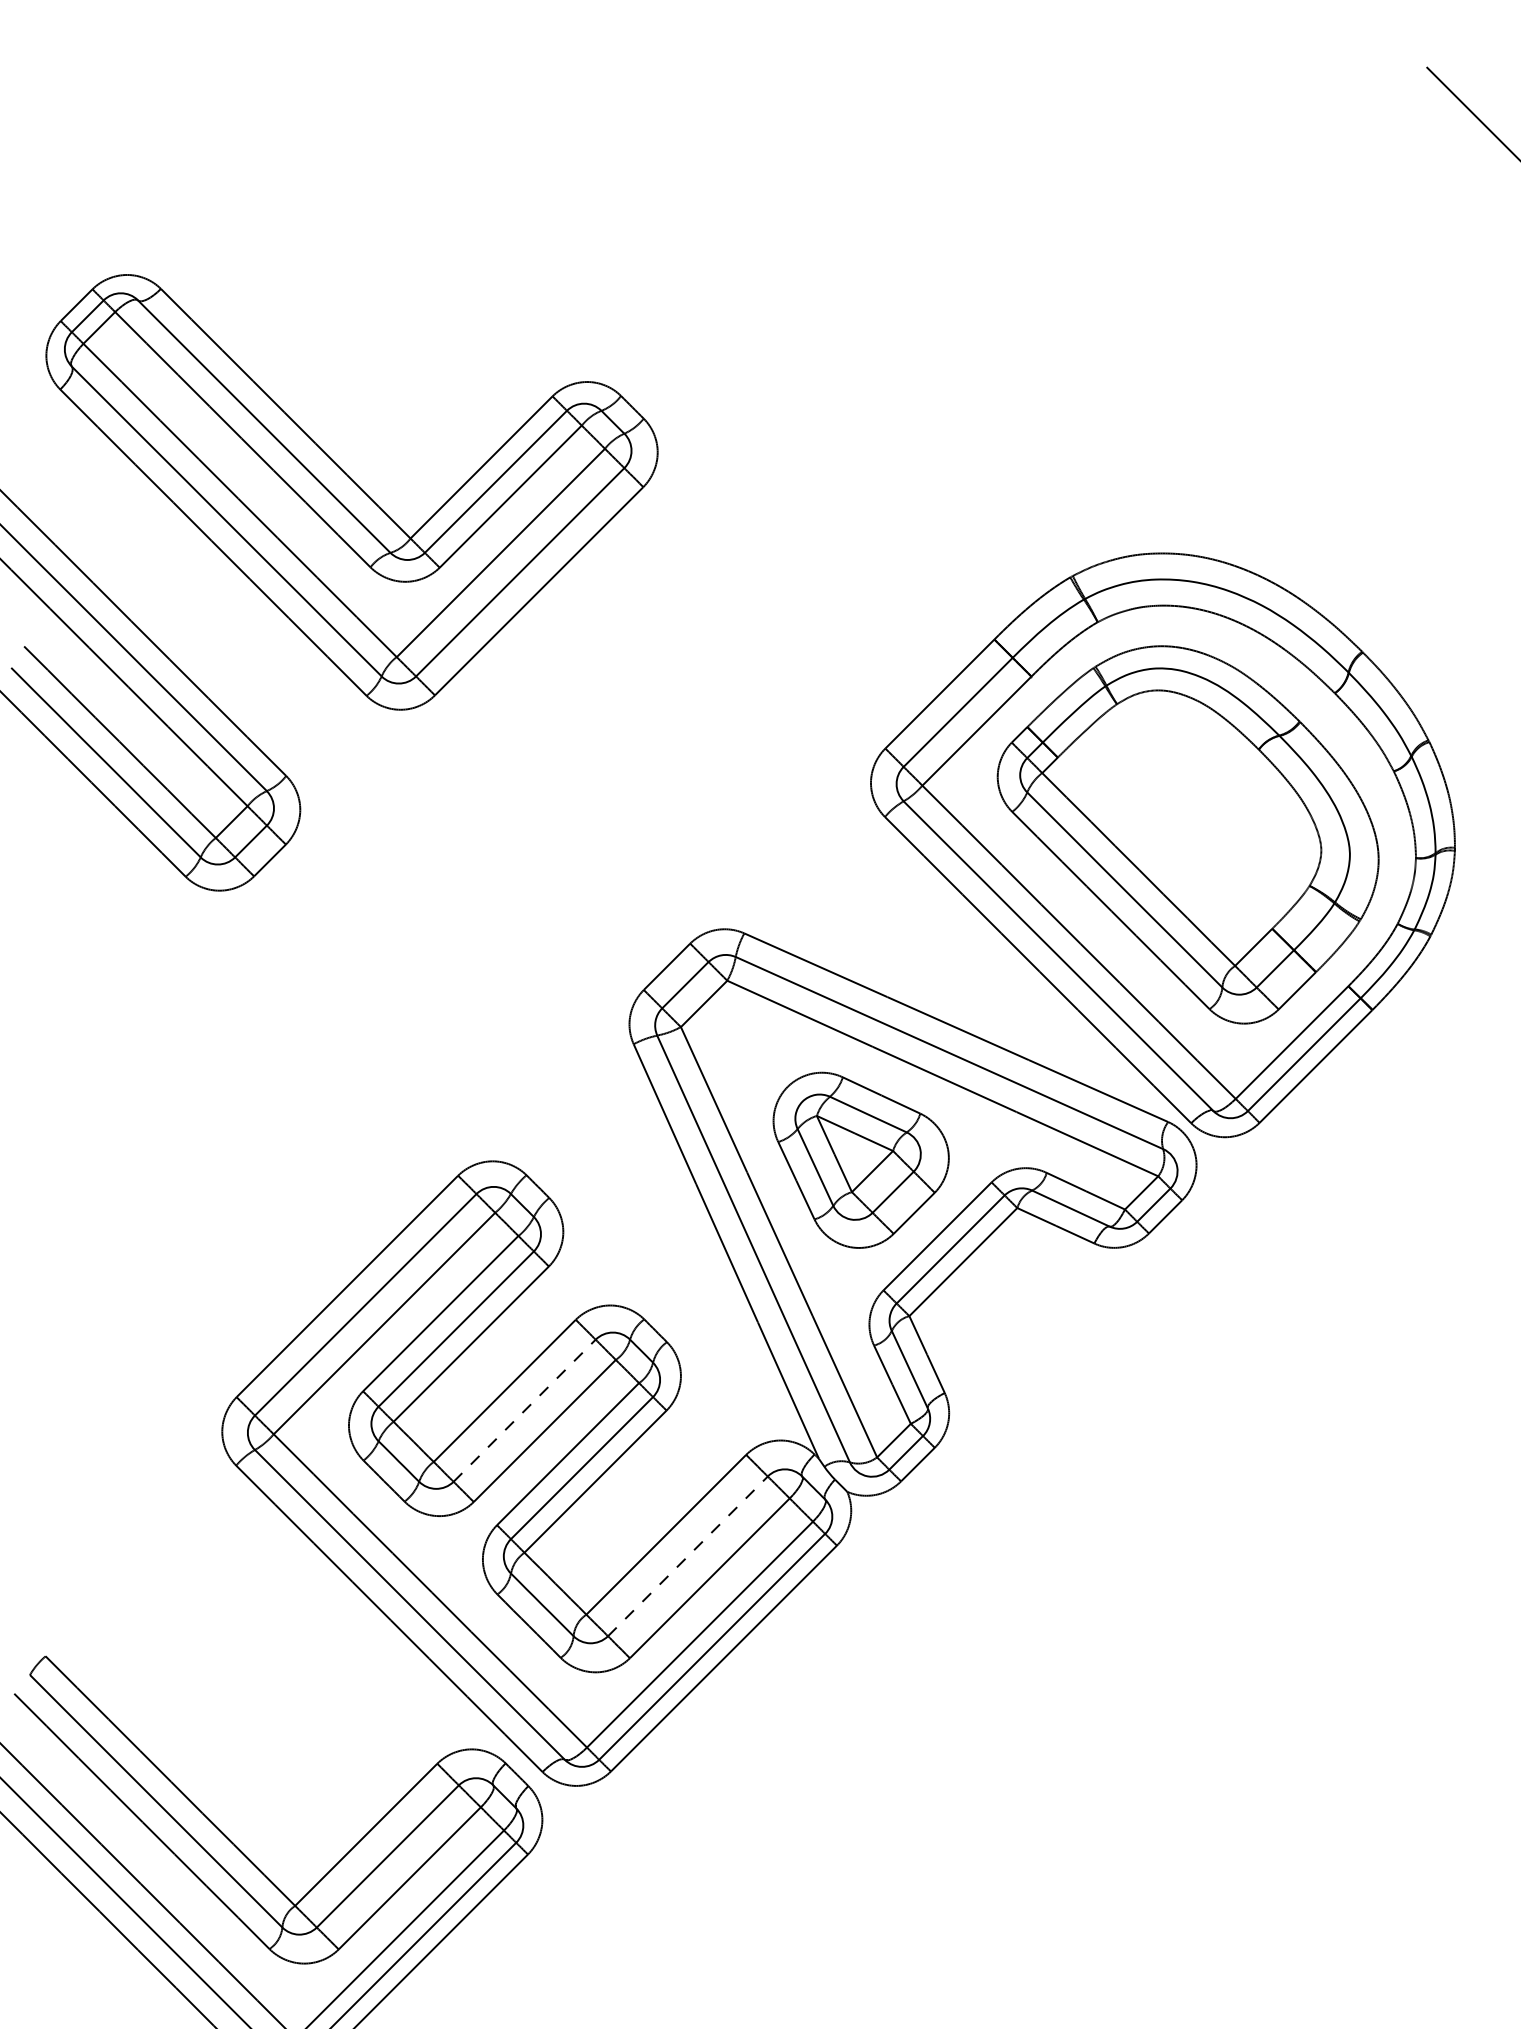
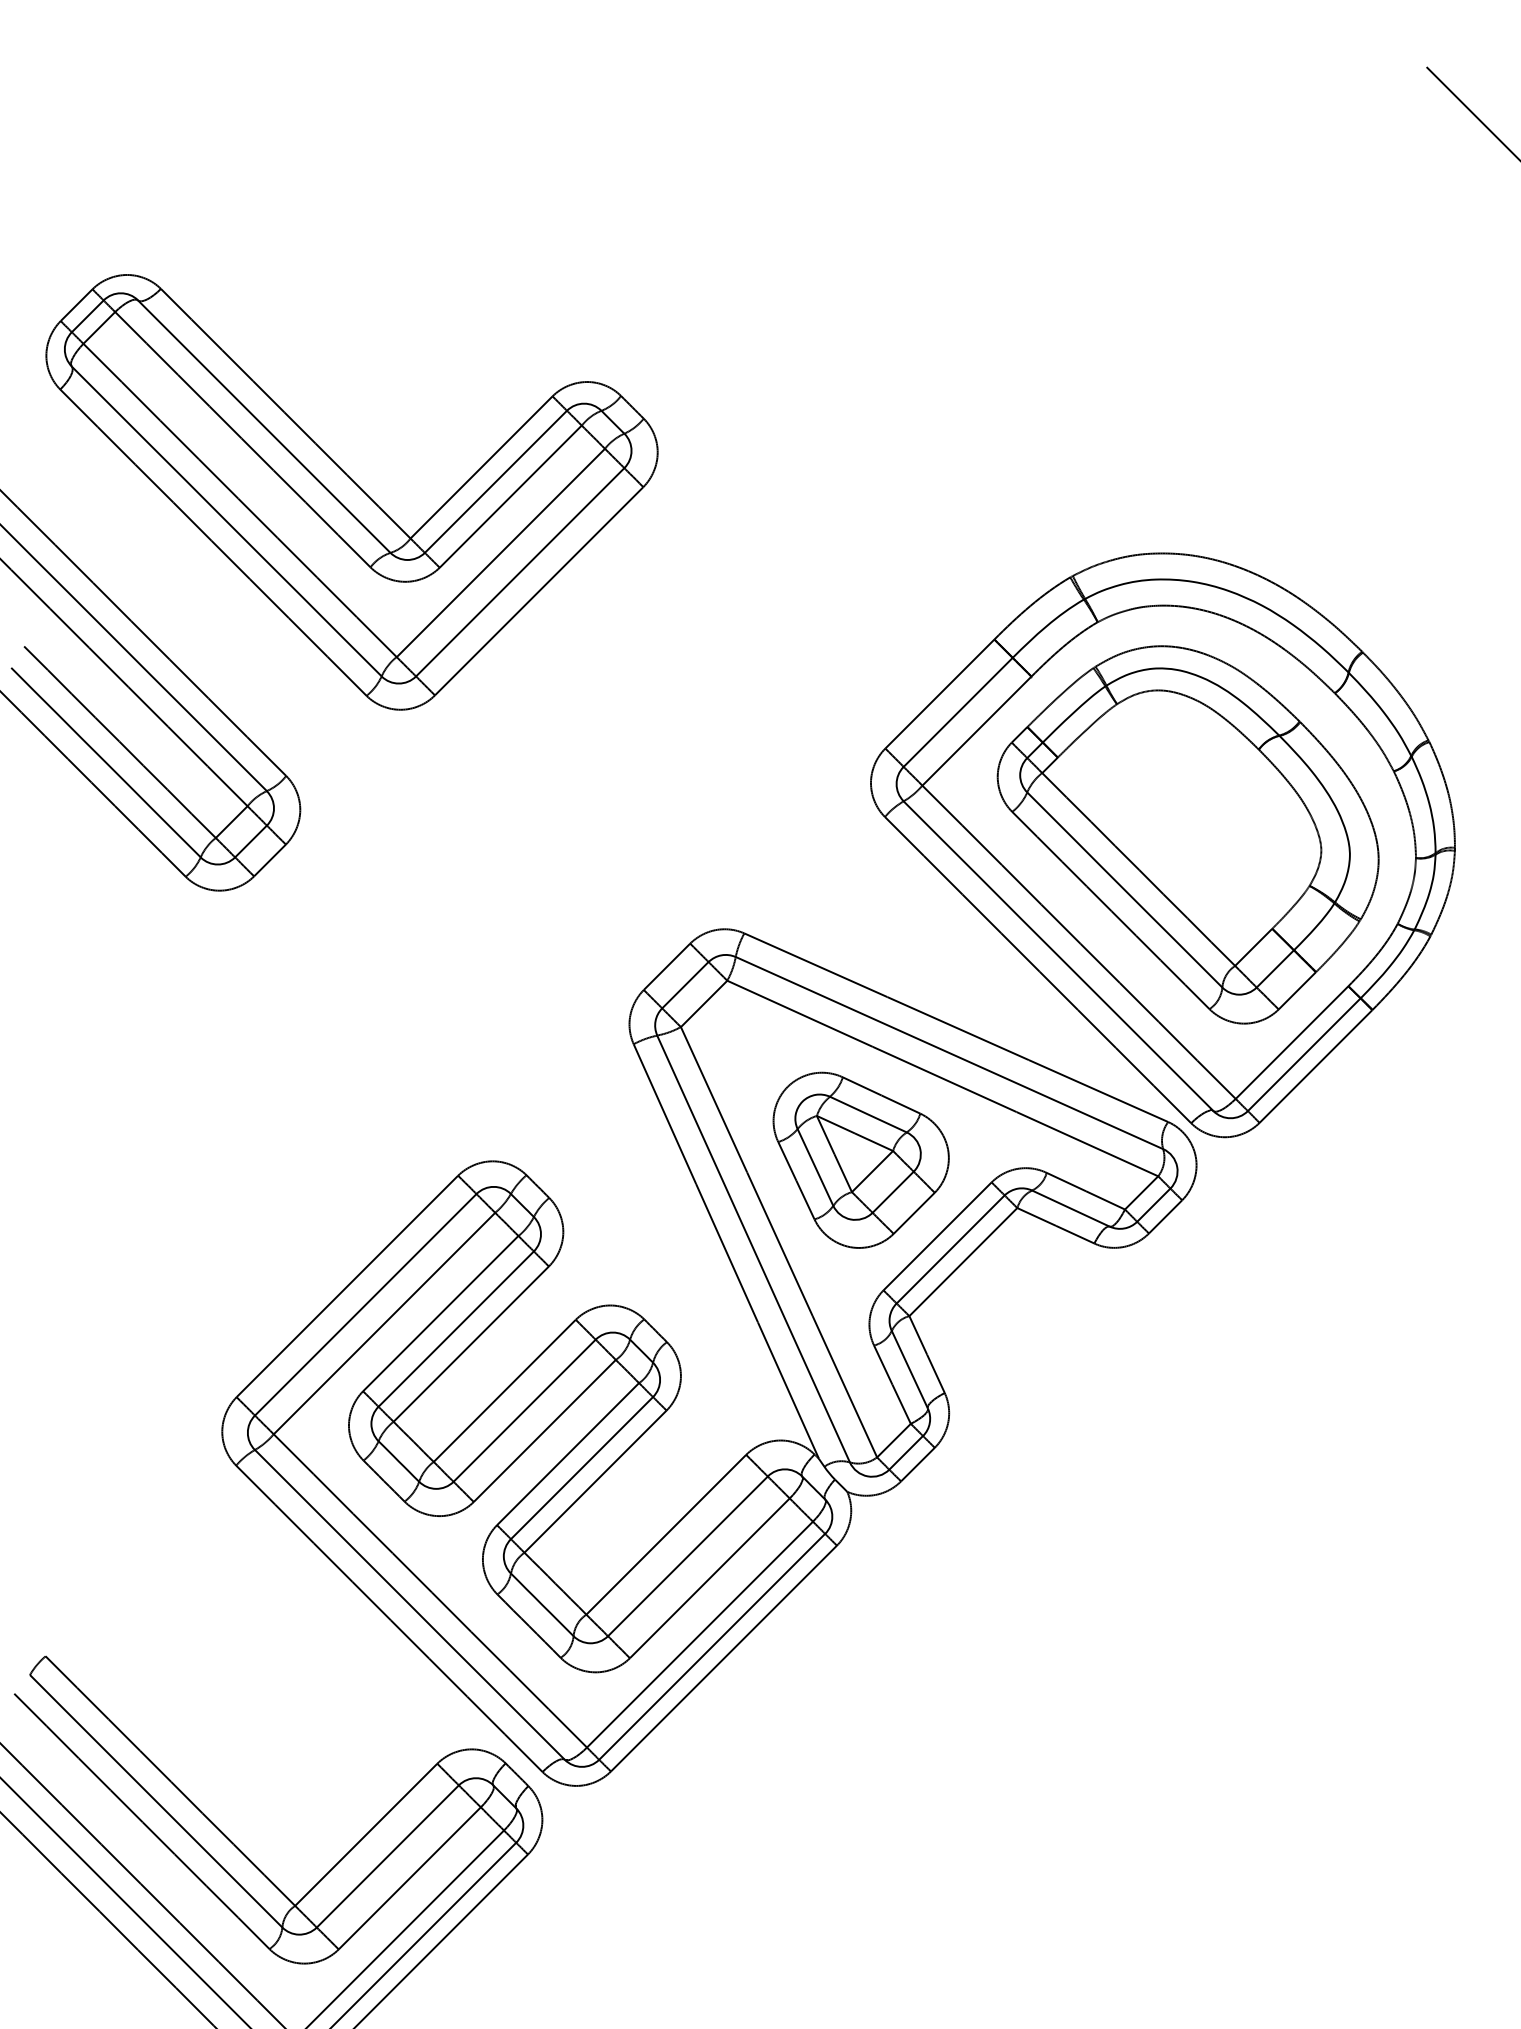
line: dashed -> solid (524, 1410)
line: dashed -> solid (687, 1556)
